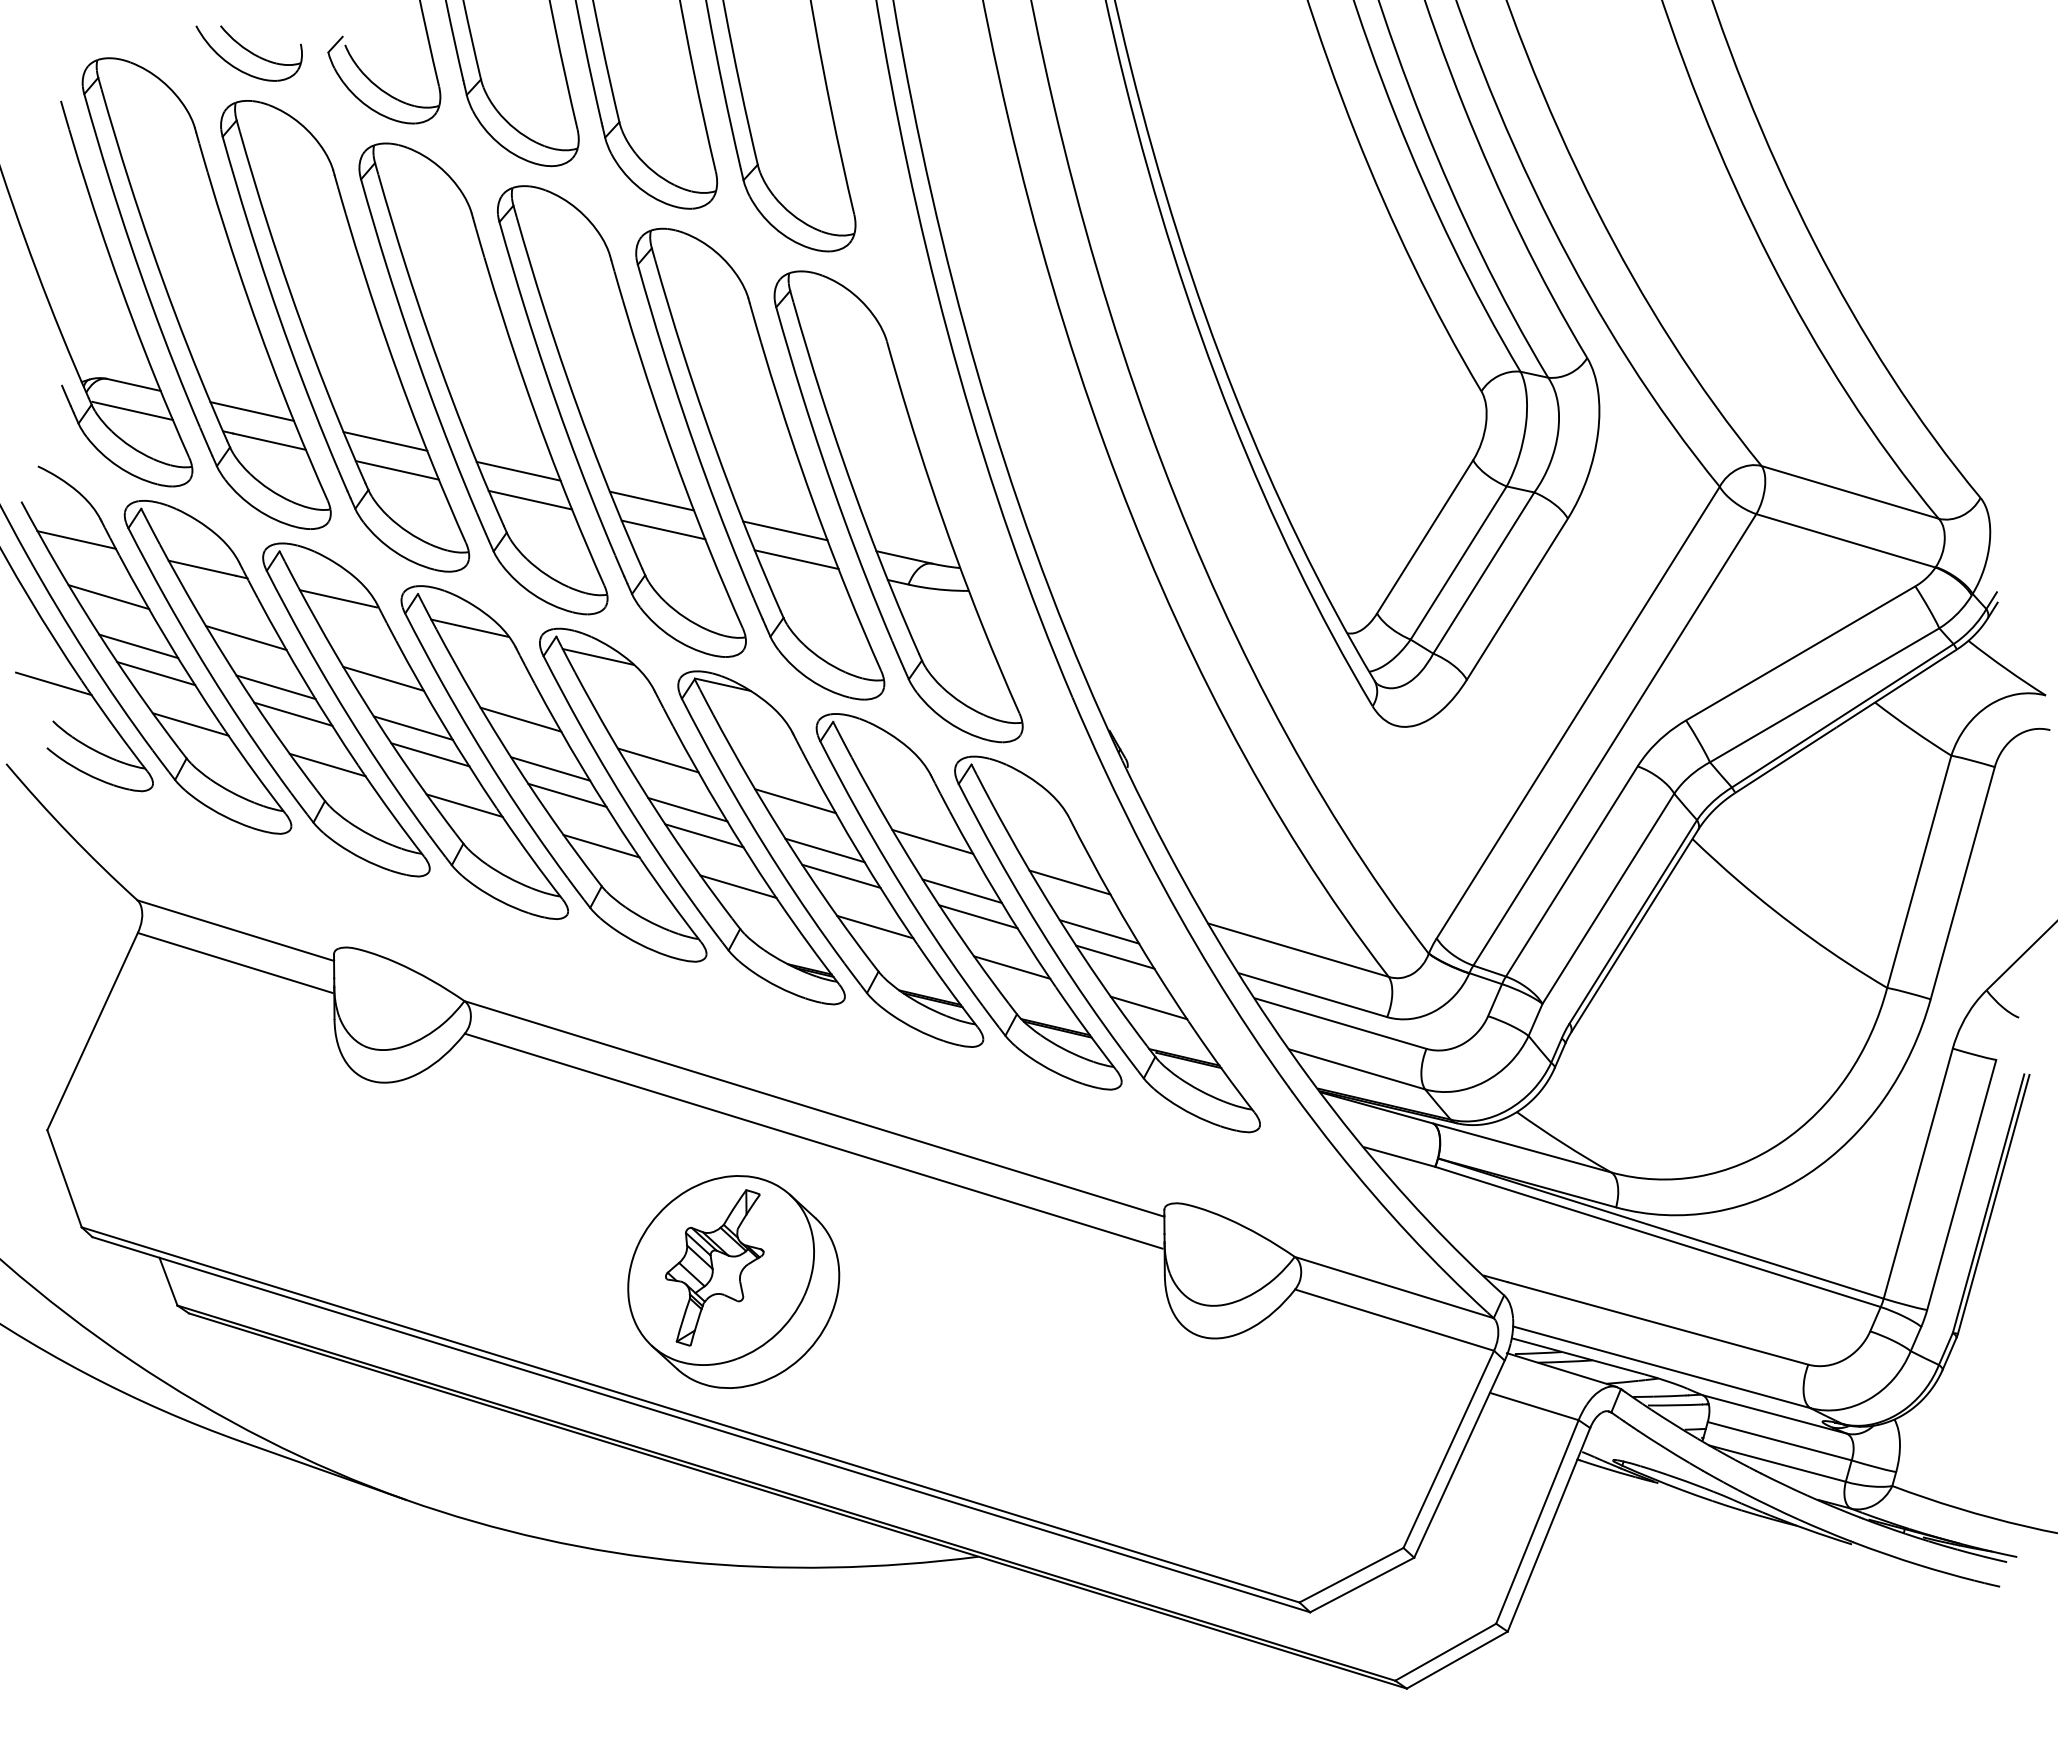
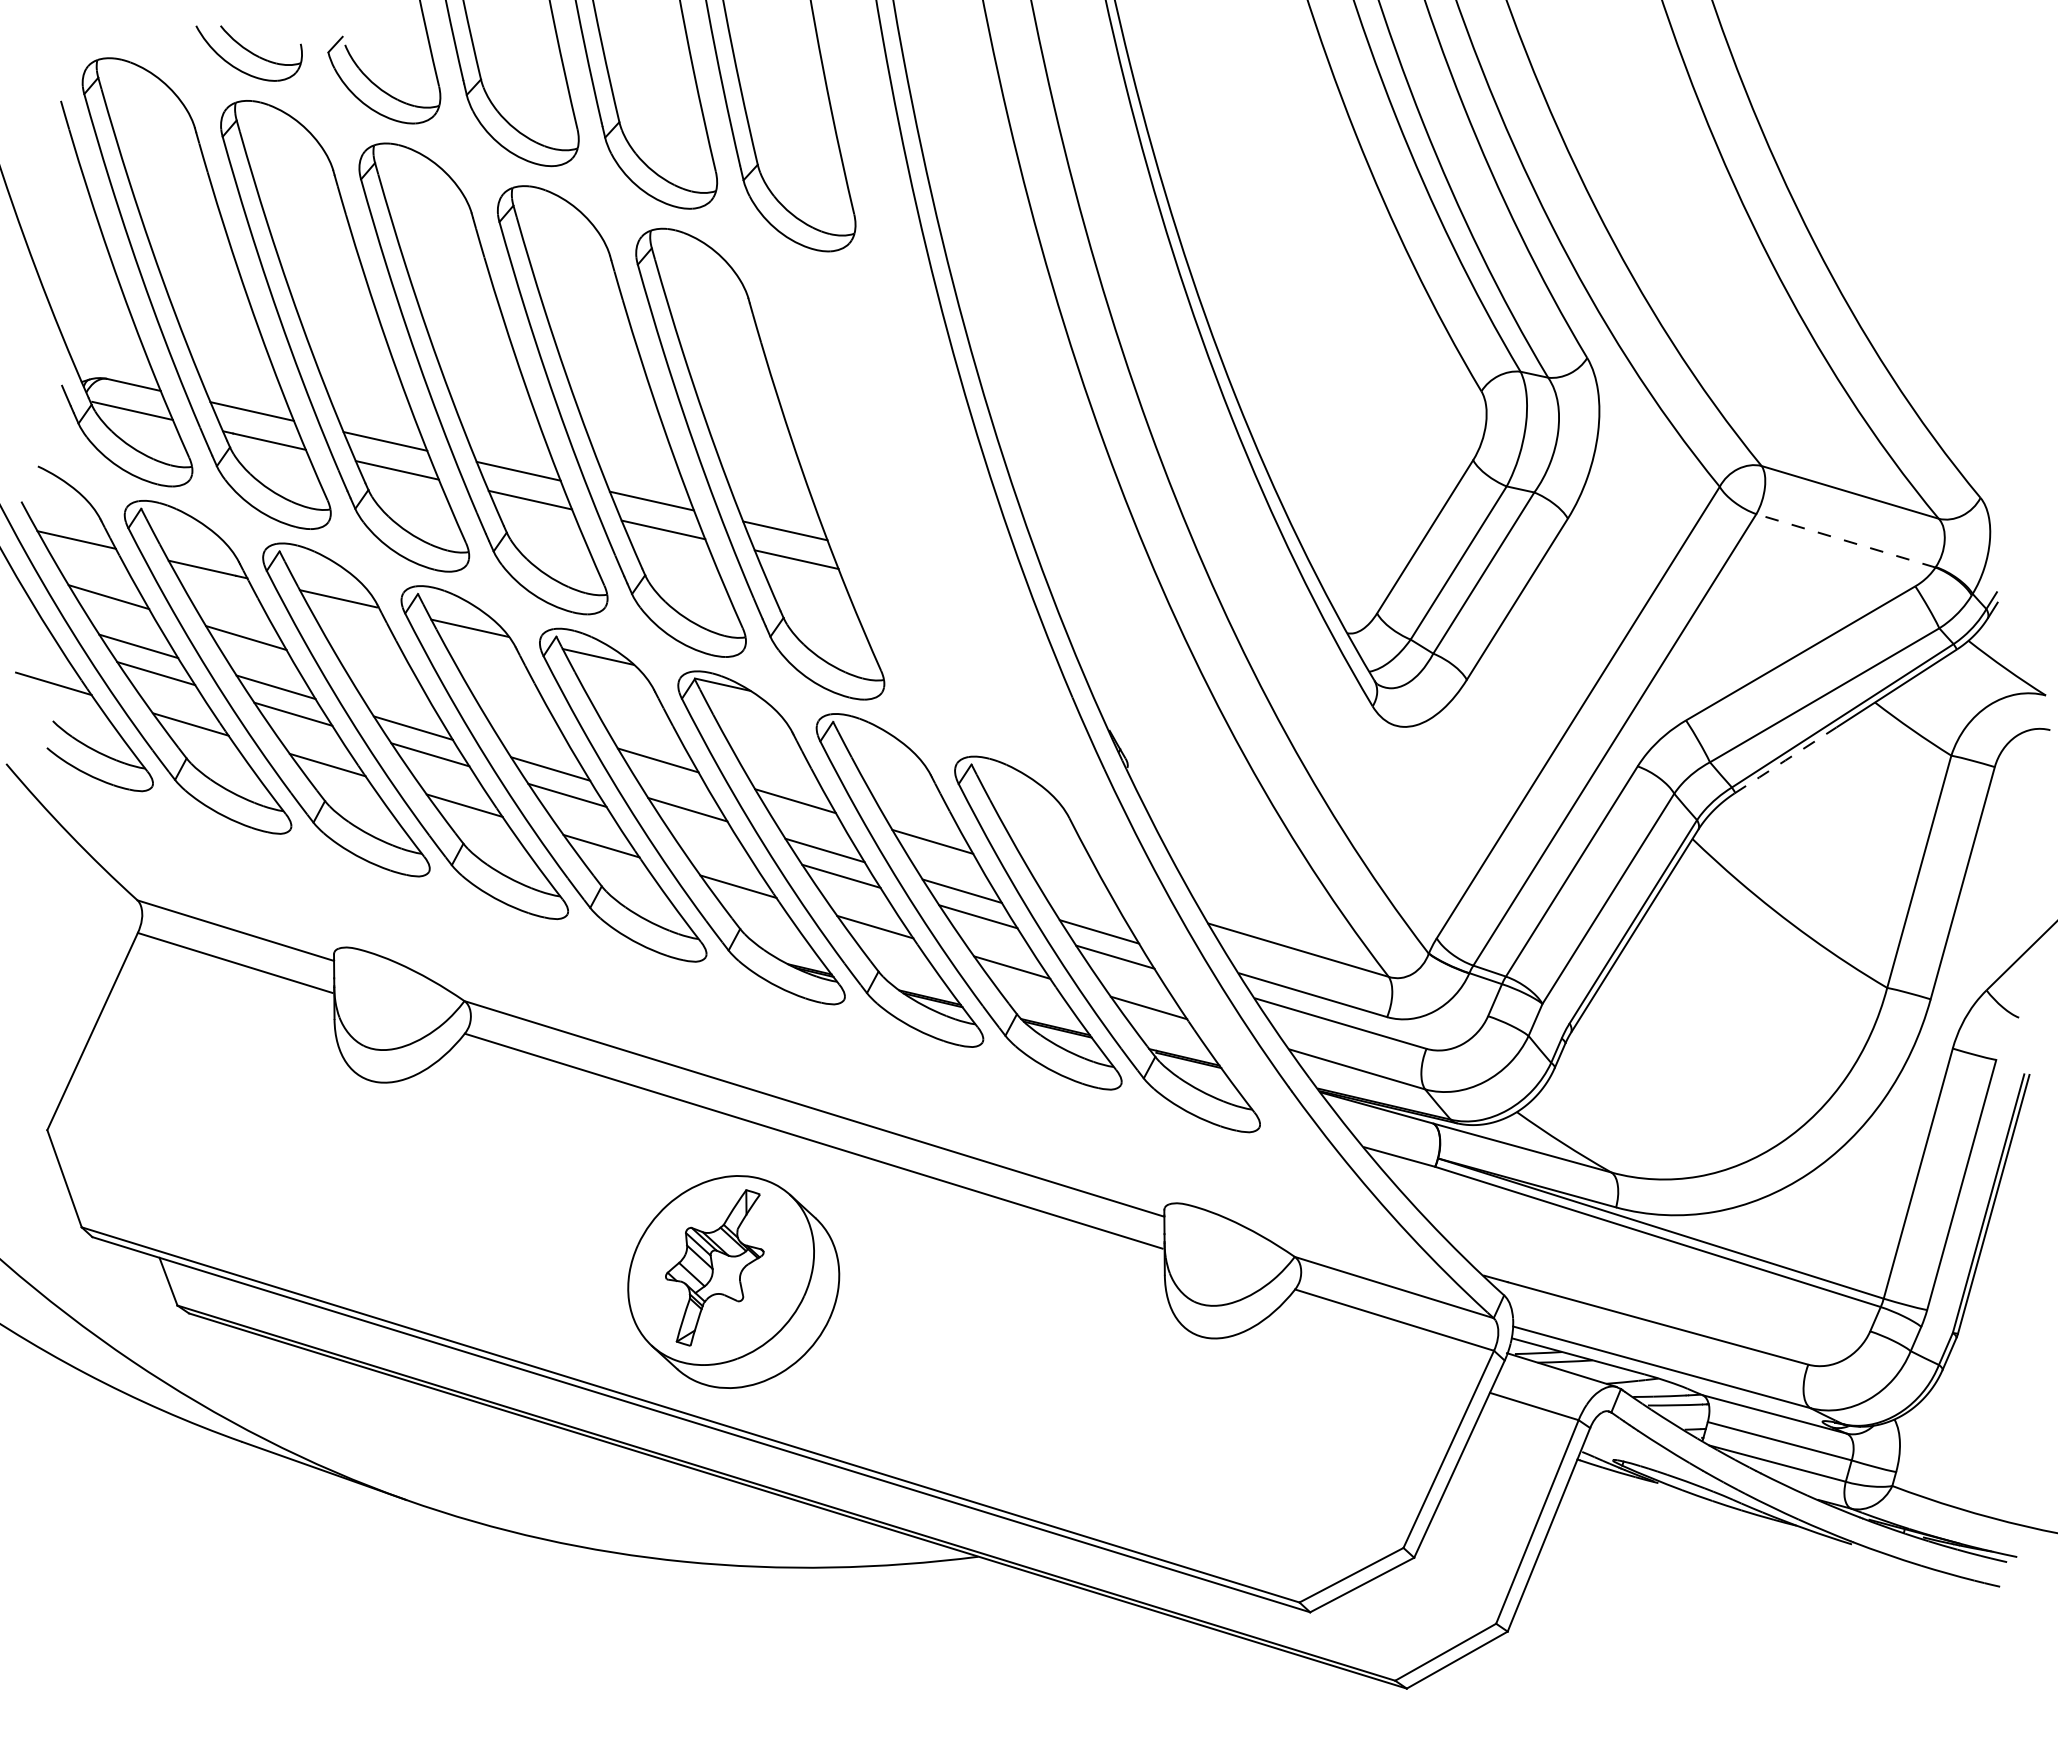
part: present -> none (898, 506)
line: solid -> dashed (1845, 540)
line: present -> none (383, 678)
line: present -> none (520, 719)
line: solid -> dashed (1785, 760)
line: present -> none (704, 835)
line: present -> none (1069, 882)
